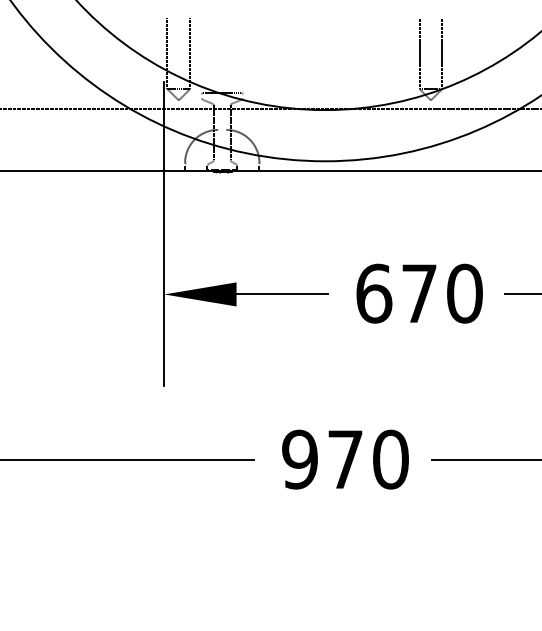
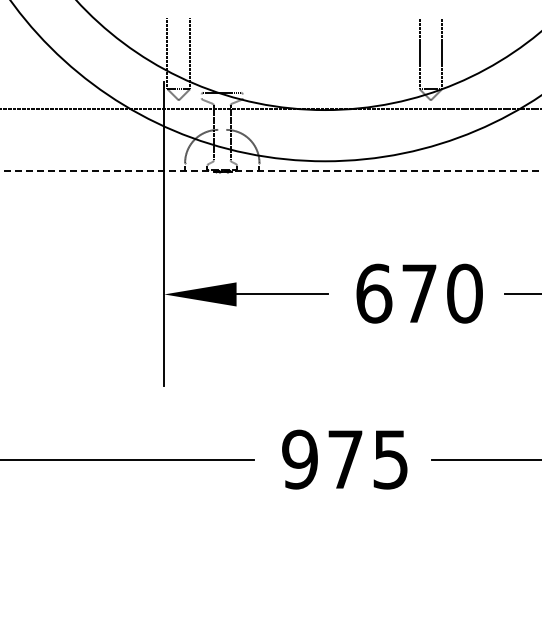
line: solid -> dashed (270, 171)
text: 970 -> 975 (390, 459)
